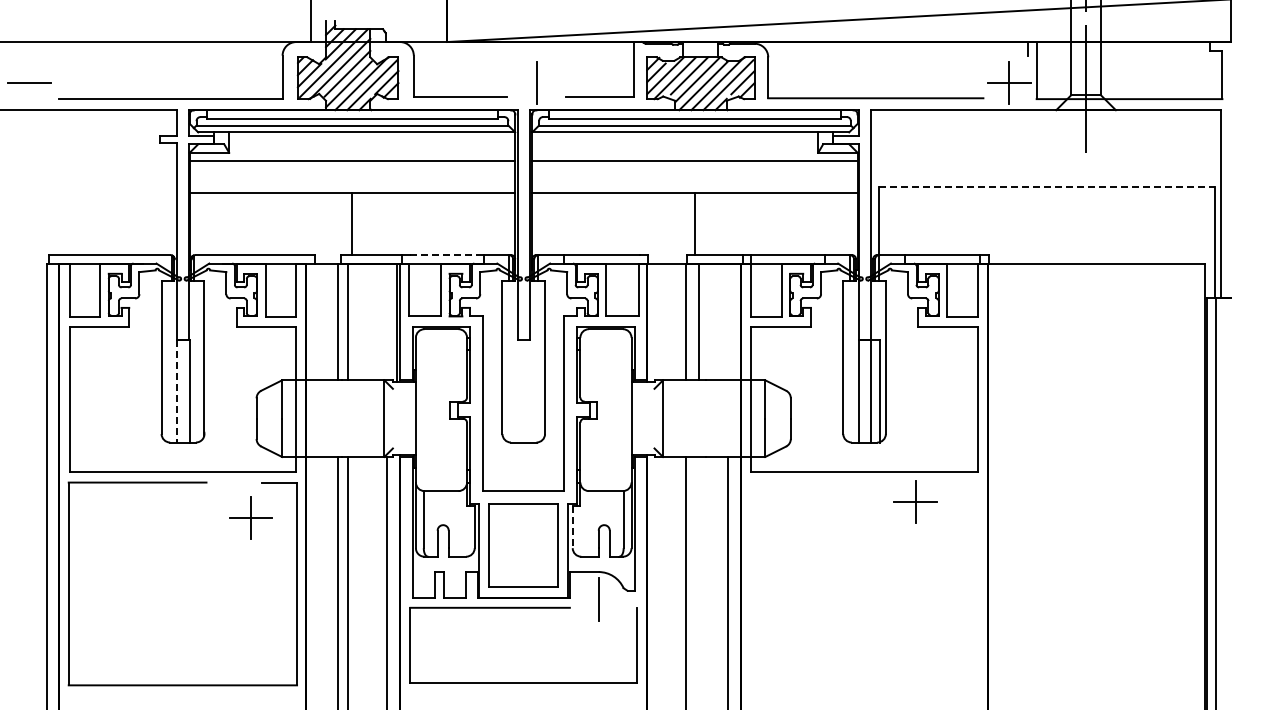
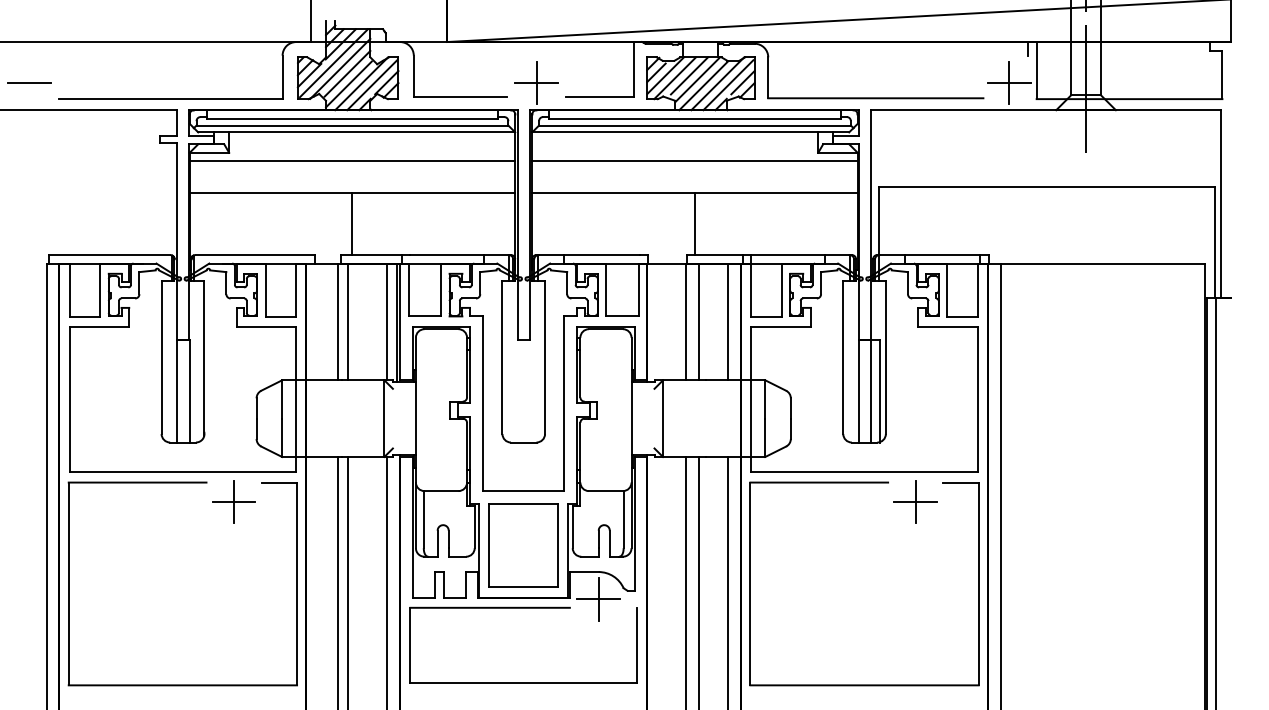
line: none -> present (536, 82)
line: dashed -> solid (1046, 186)
line: dashed -> solid (447, 255)
line: none -> present (387, 321)
line: none -> present (728, 321)
line: dashed -> solid (176, 391)
part: none -> present (864, 483)
line: none -> present (1000, 484)
part position: (250, 517) -> (233, 501) (233, 501)
line: dashed -> solid (572, 527)
line: none -> present (698, 581)
line: none -> present (598, 599)
